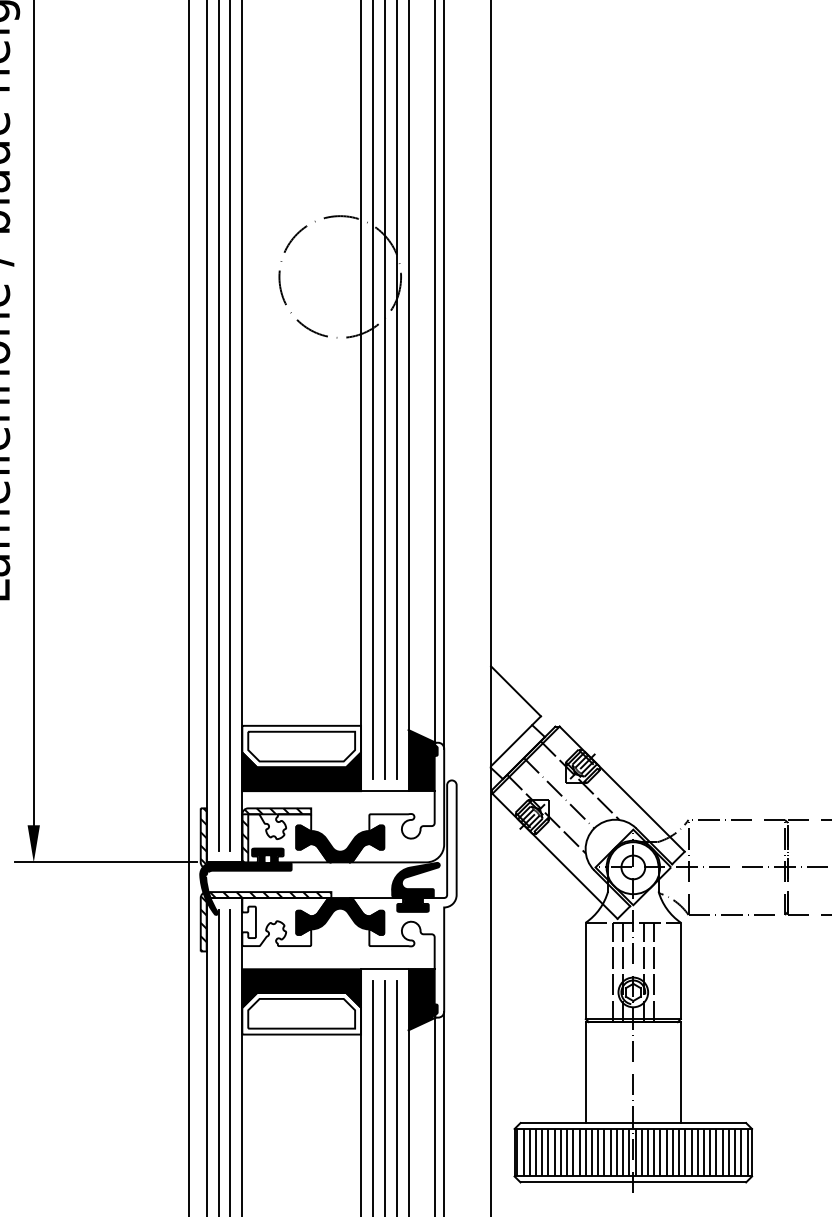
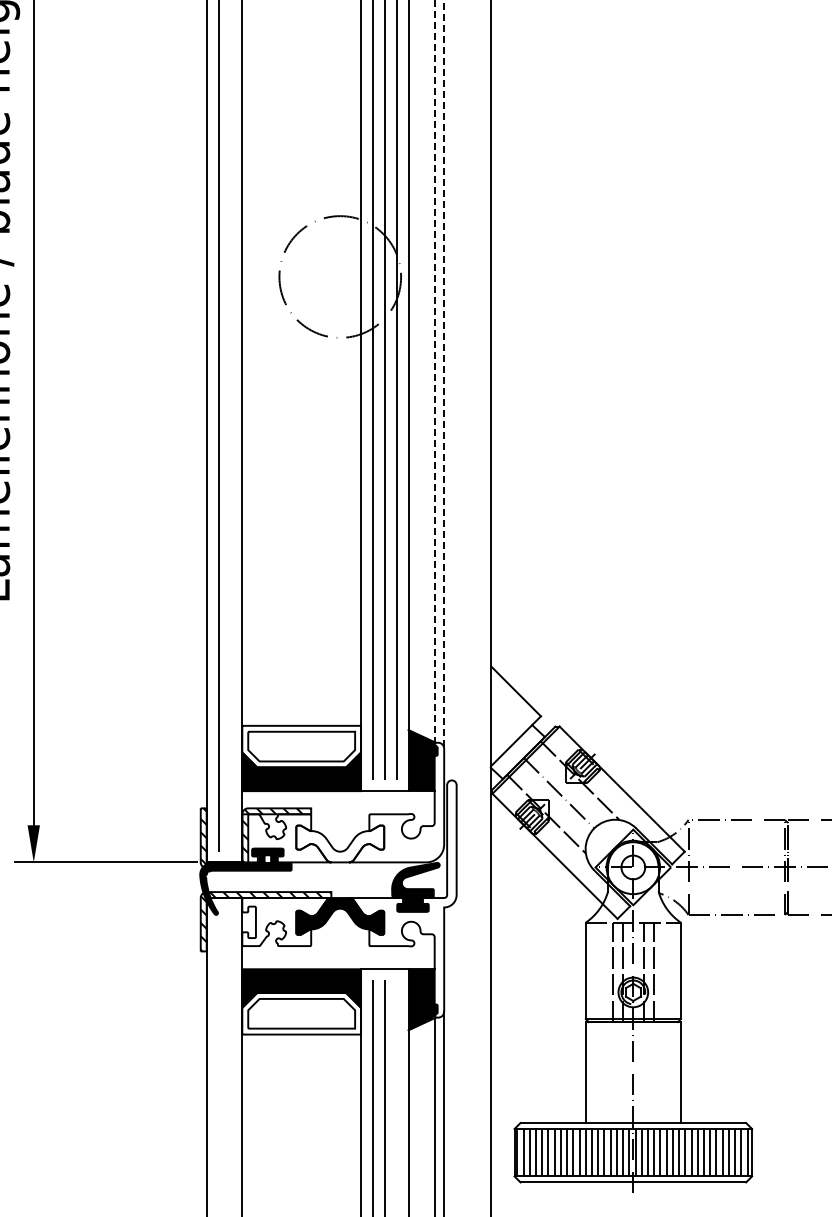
line: solid -> dashed (434, 371)
line: solid -> dashed (444, 374)
line: present -> none (230, 426)
line: present -> none (189, 607)
fill: present -> none (340, 843)
line: present -> none (218, 1061)
line: present -> none (230, 1061)
line: present -> none (396, 1097)
